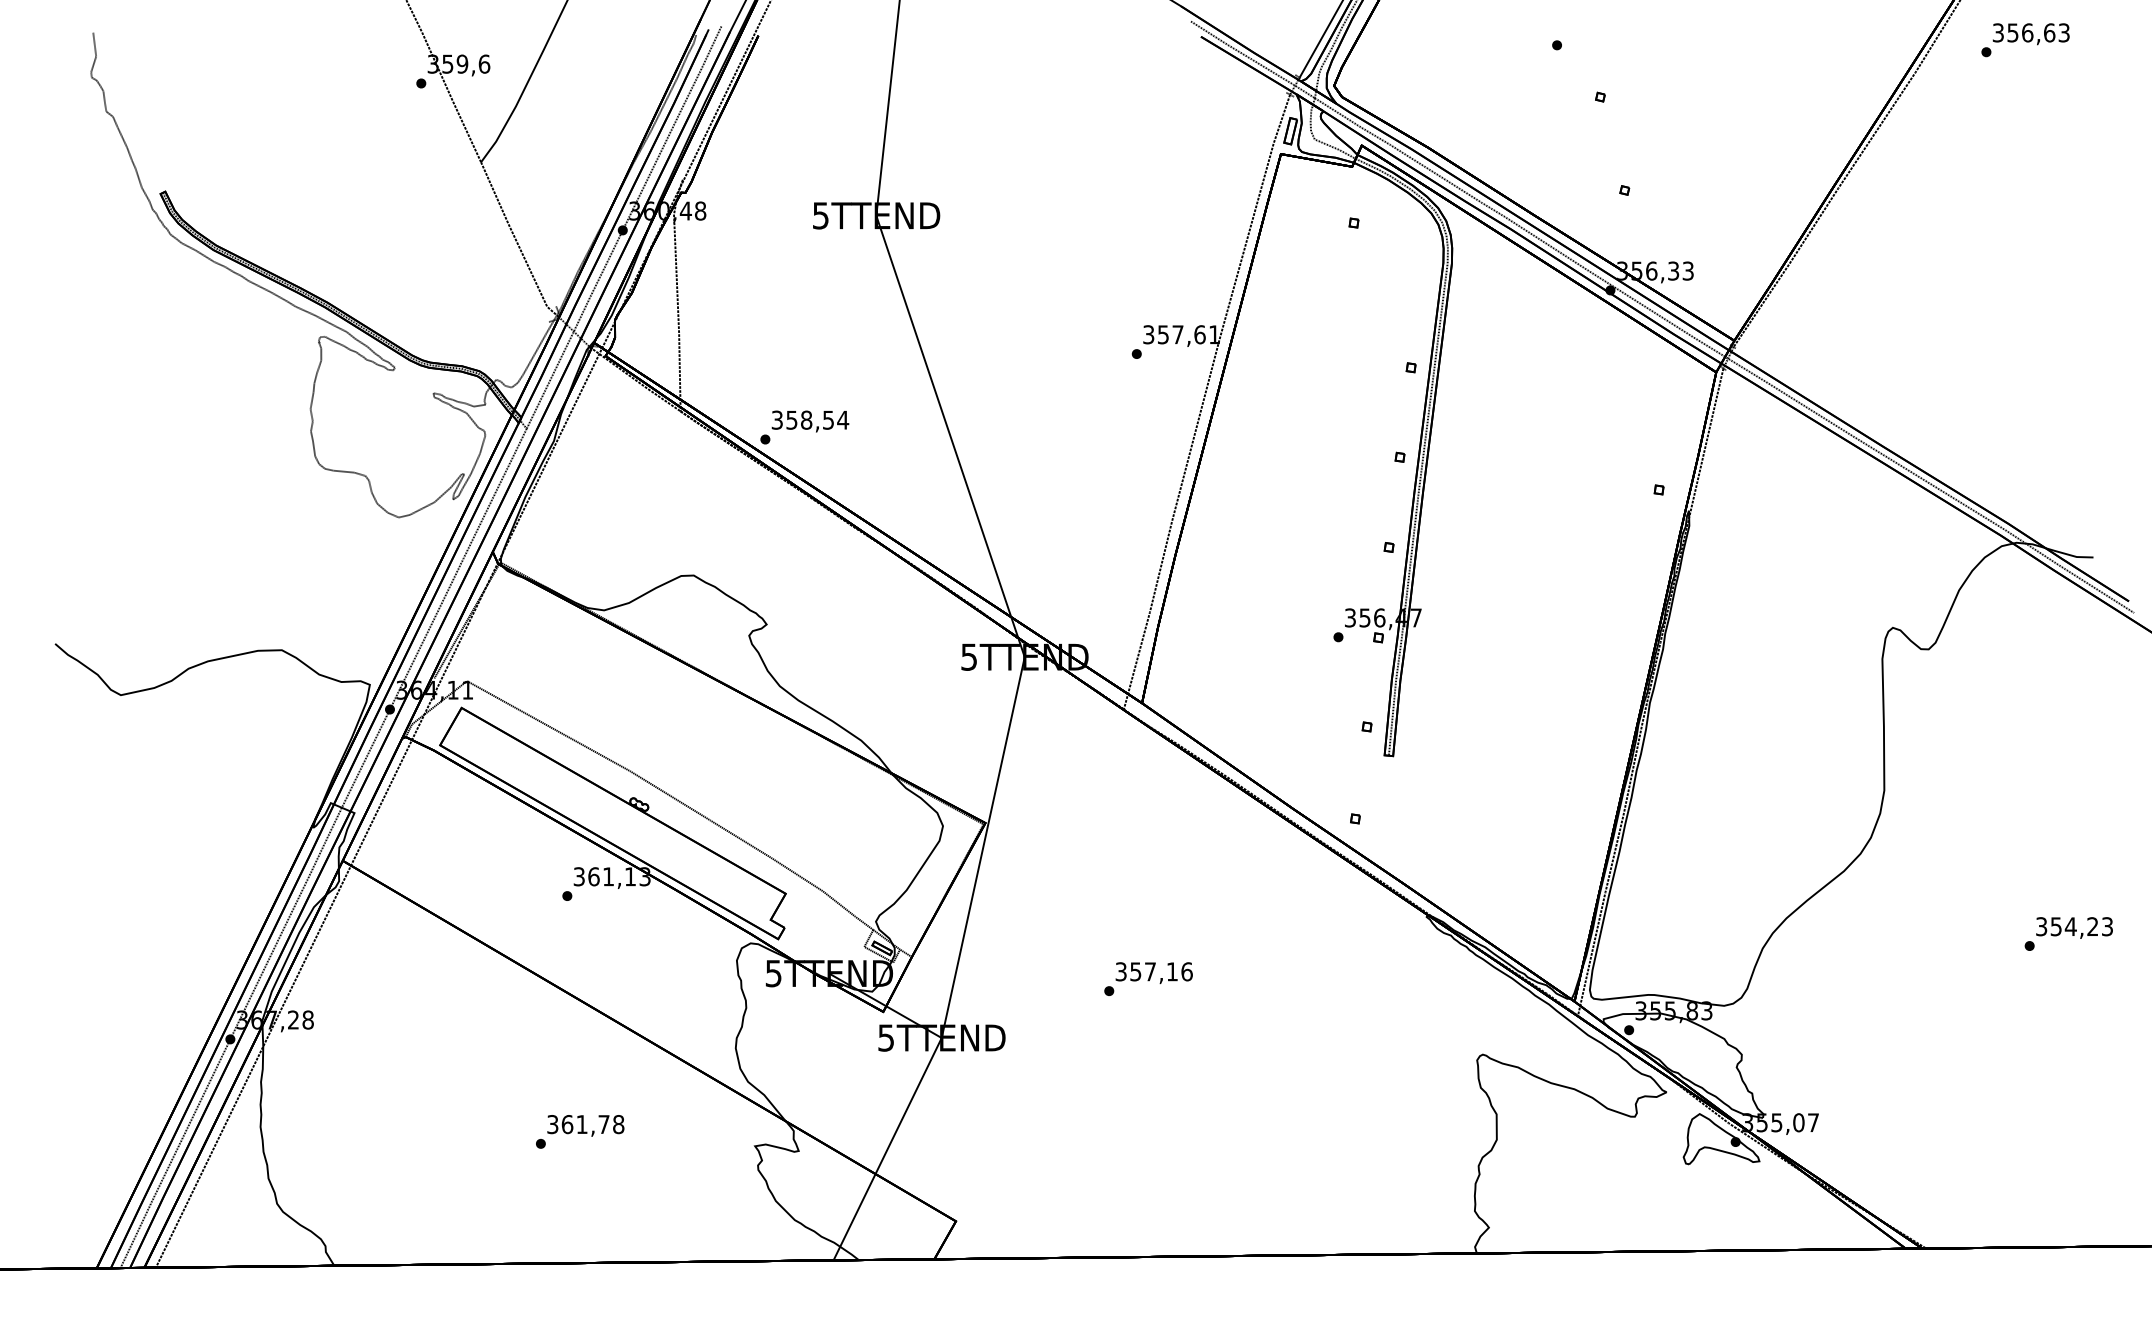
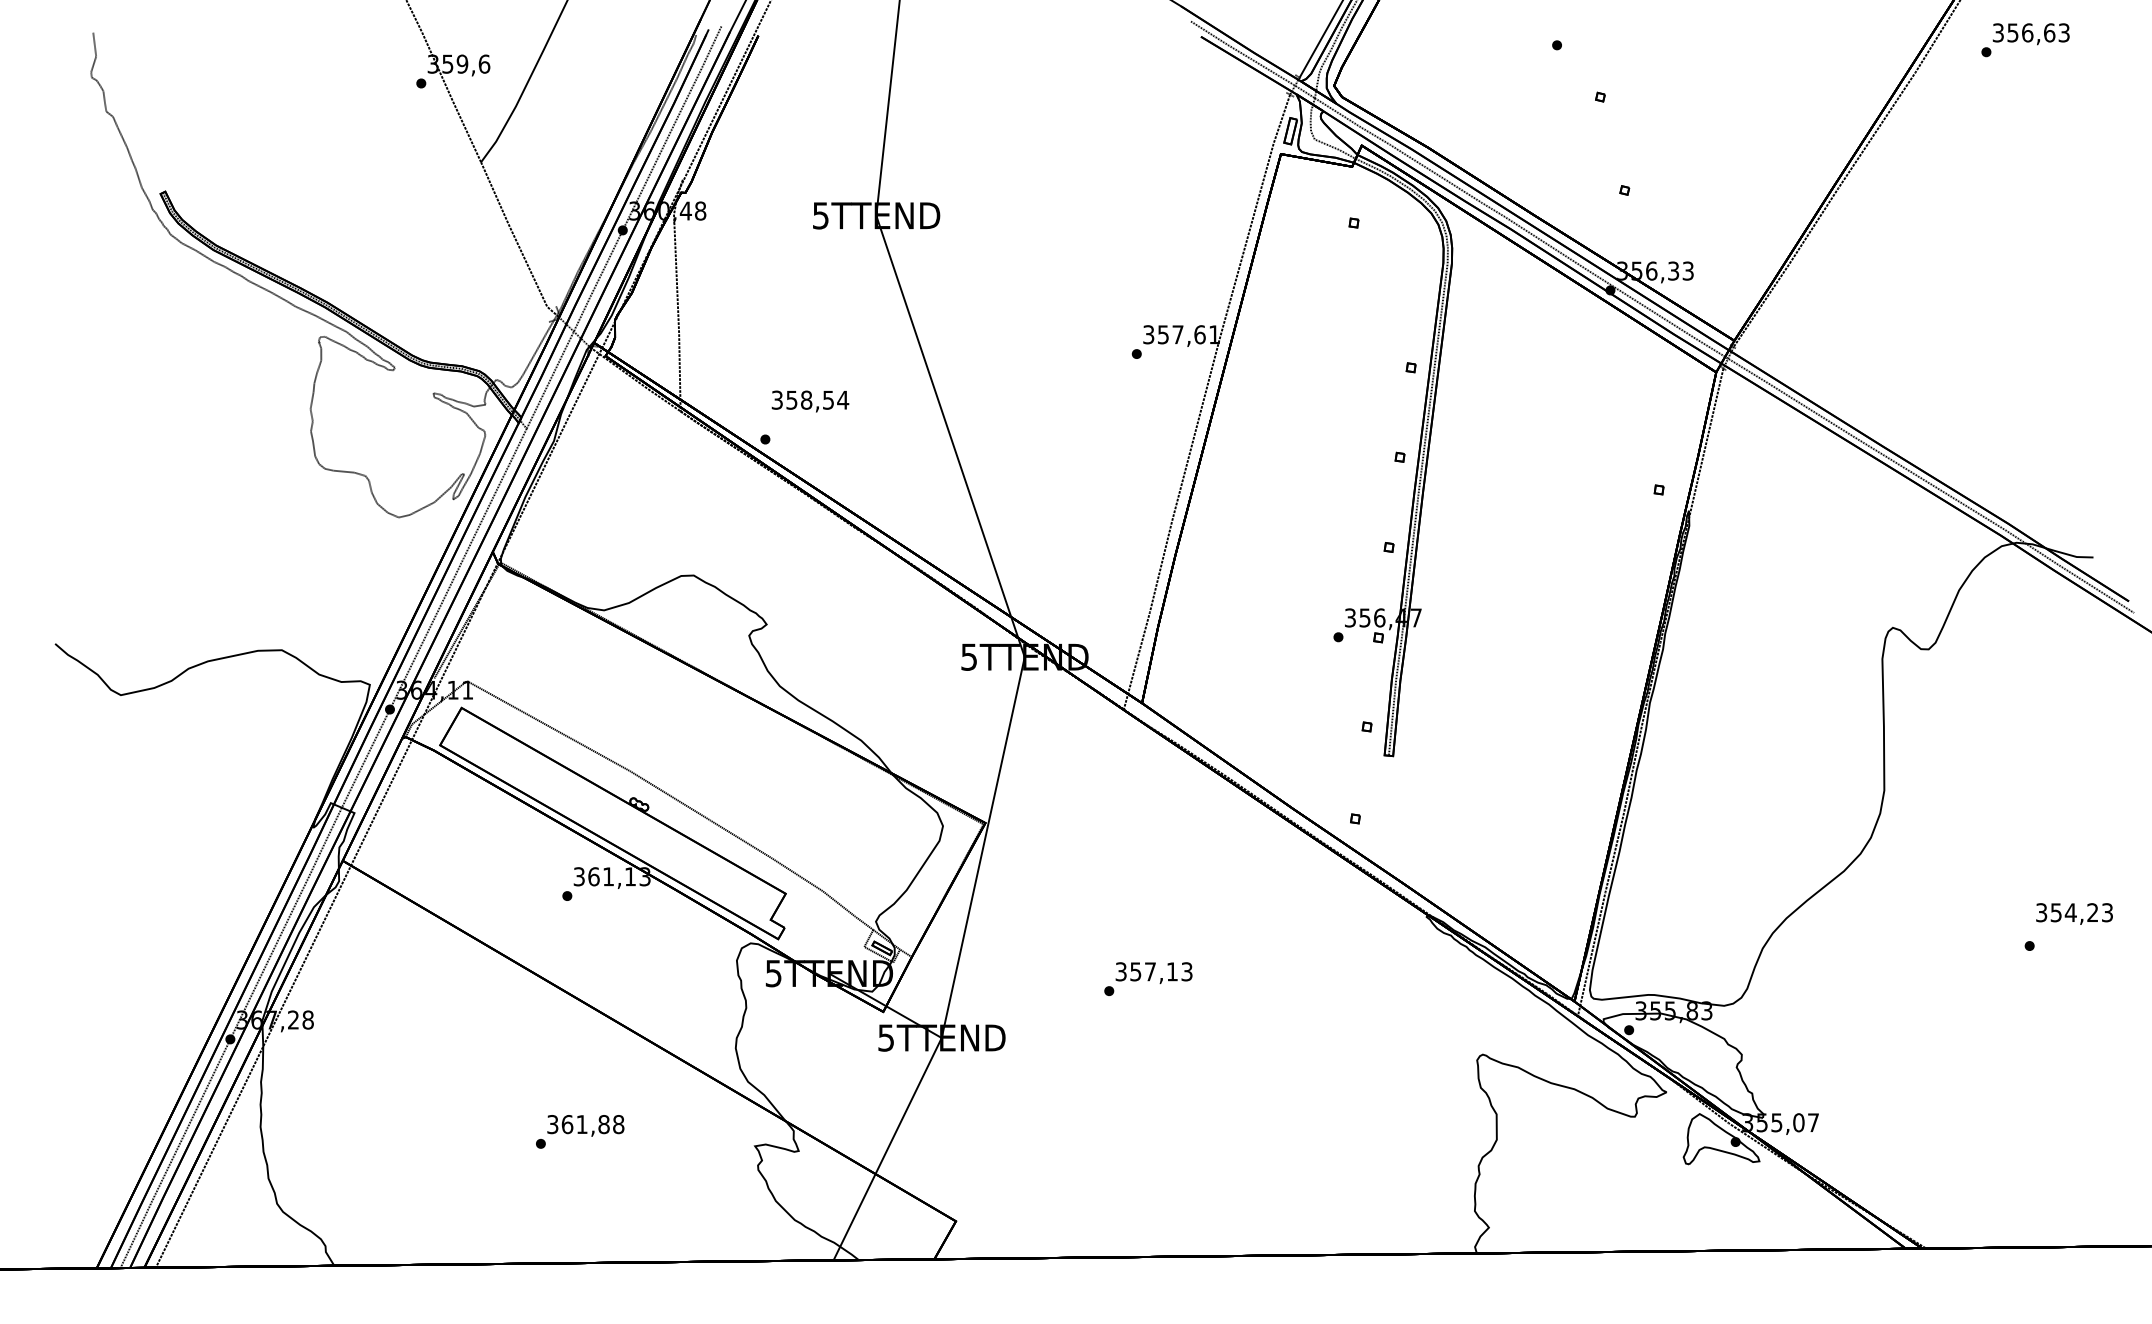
text position: (810, 421) -> (810, 401) (810, 401)
text position: (2074, 927) -> (2074, 913) (2074, 913)
text: 357,16 -> 357,13 (1186, 971)
text: 361,78 -> 361,88 (603, 1124)
